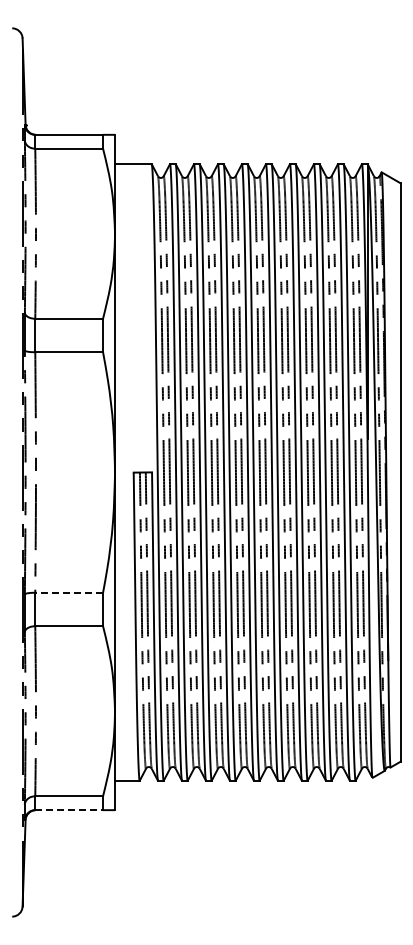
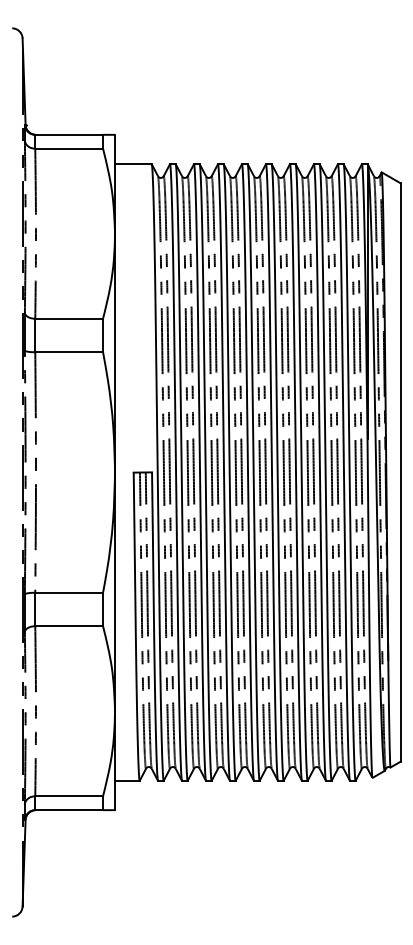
line: dashed -> solid (69, 592)
line: dashed -> solid (69, 810)
